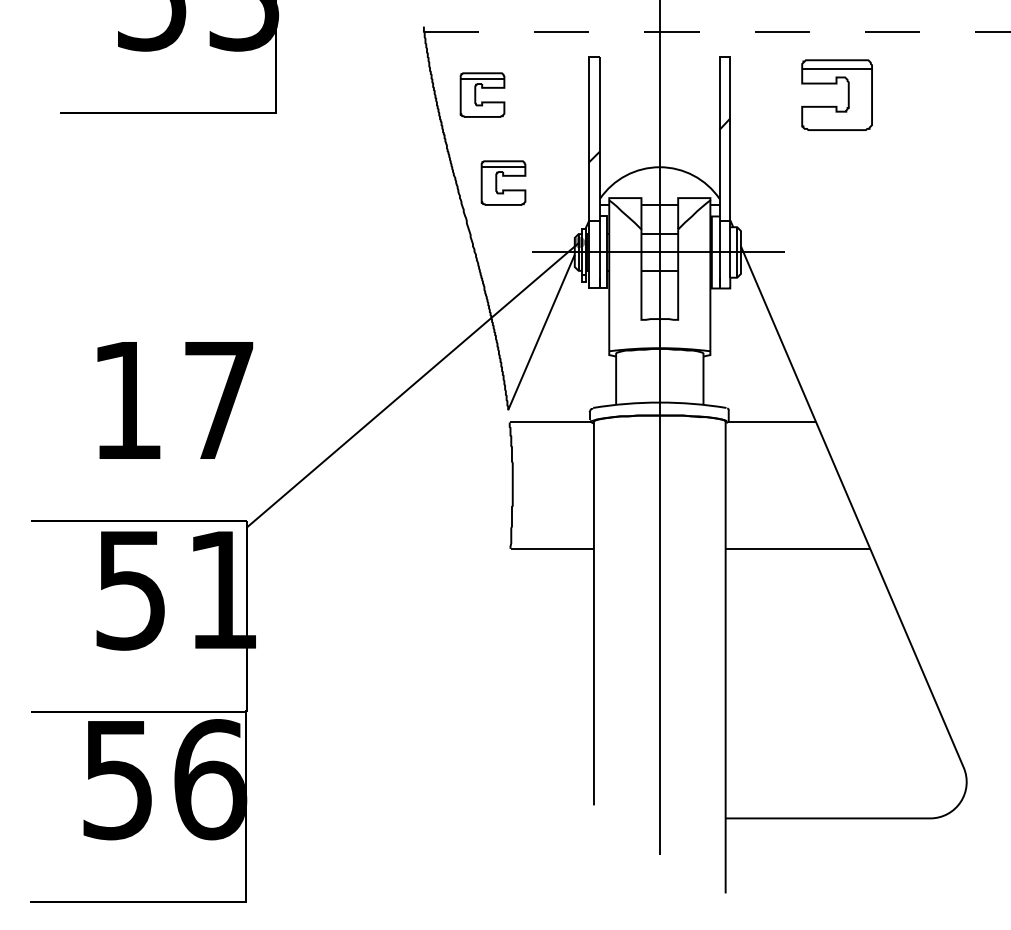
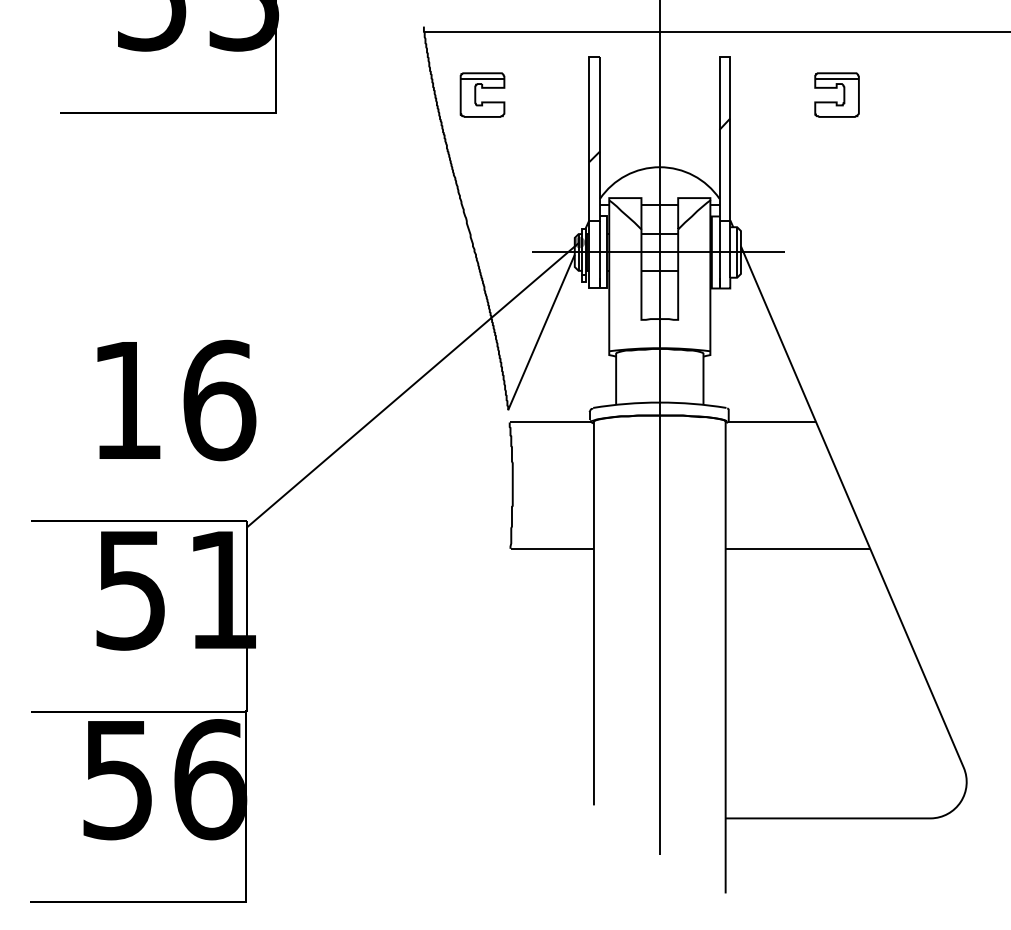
line: dashed -> solid (717, 31)
part size: 72x72 px -> 46x46 px (836, 94)
part: present -> none (503, 182)
text: 17 -> 16 (219, 400)
